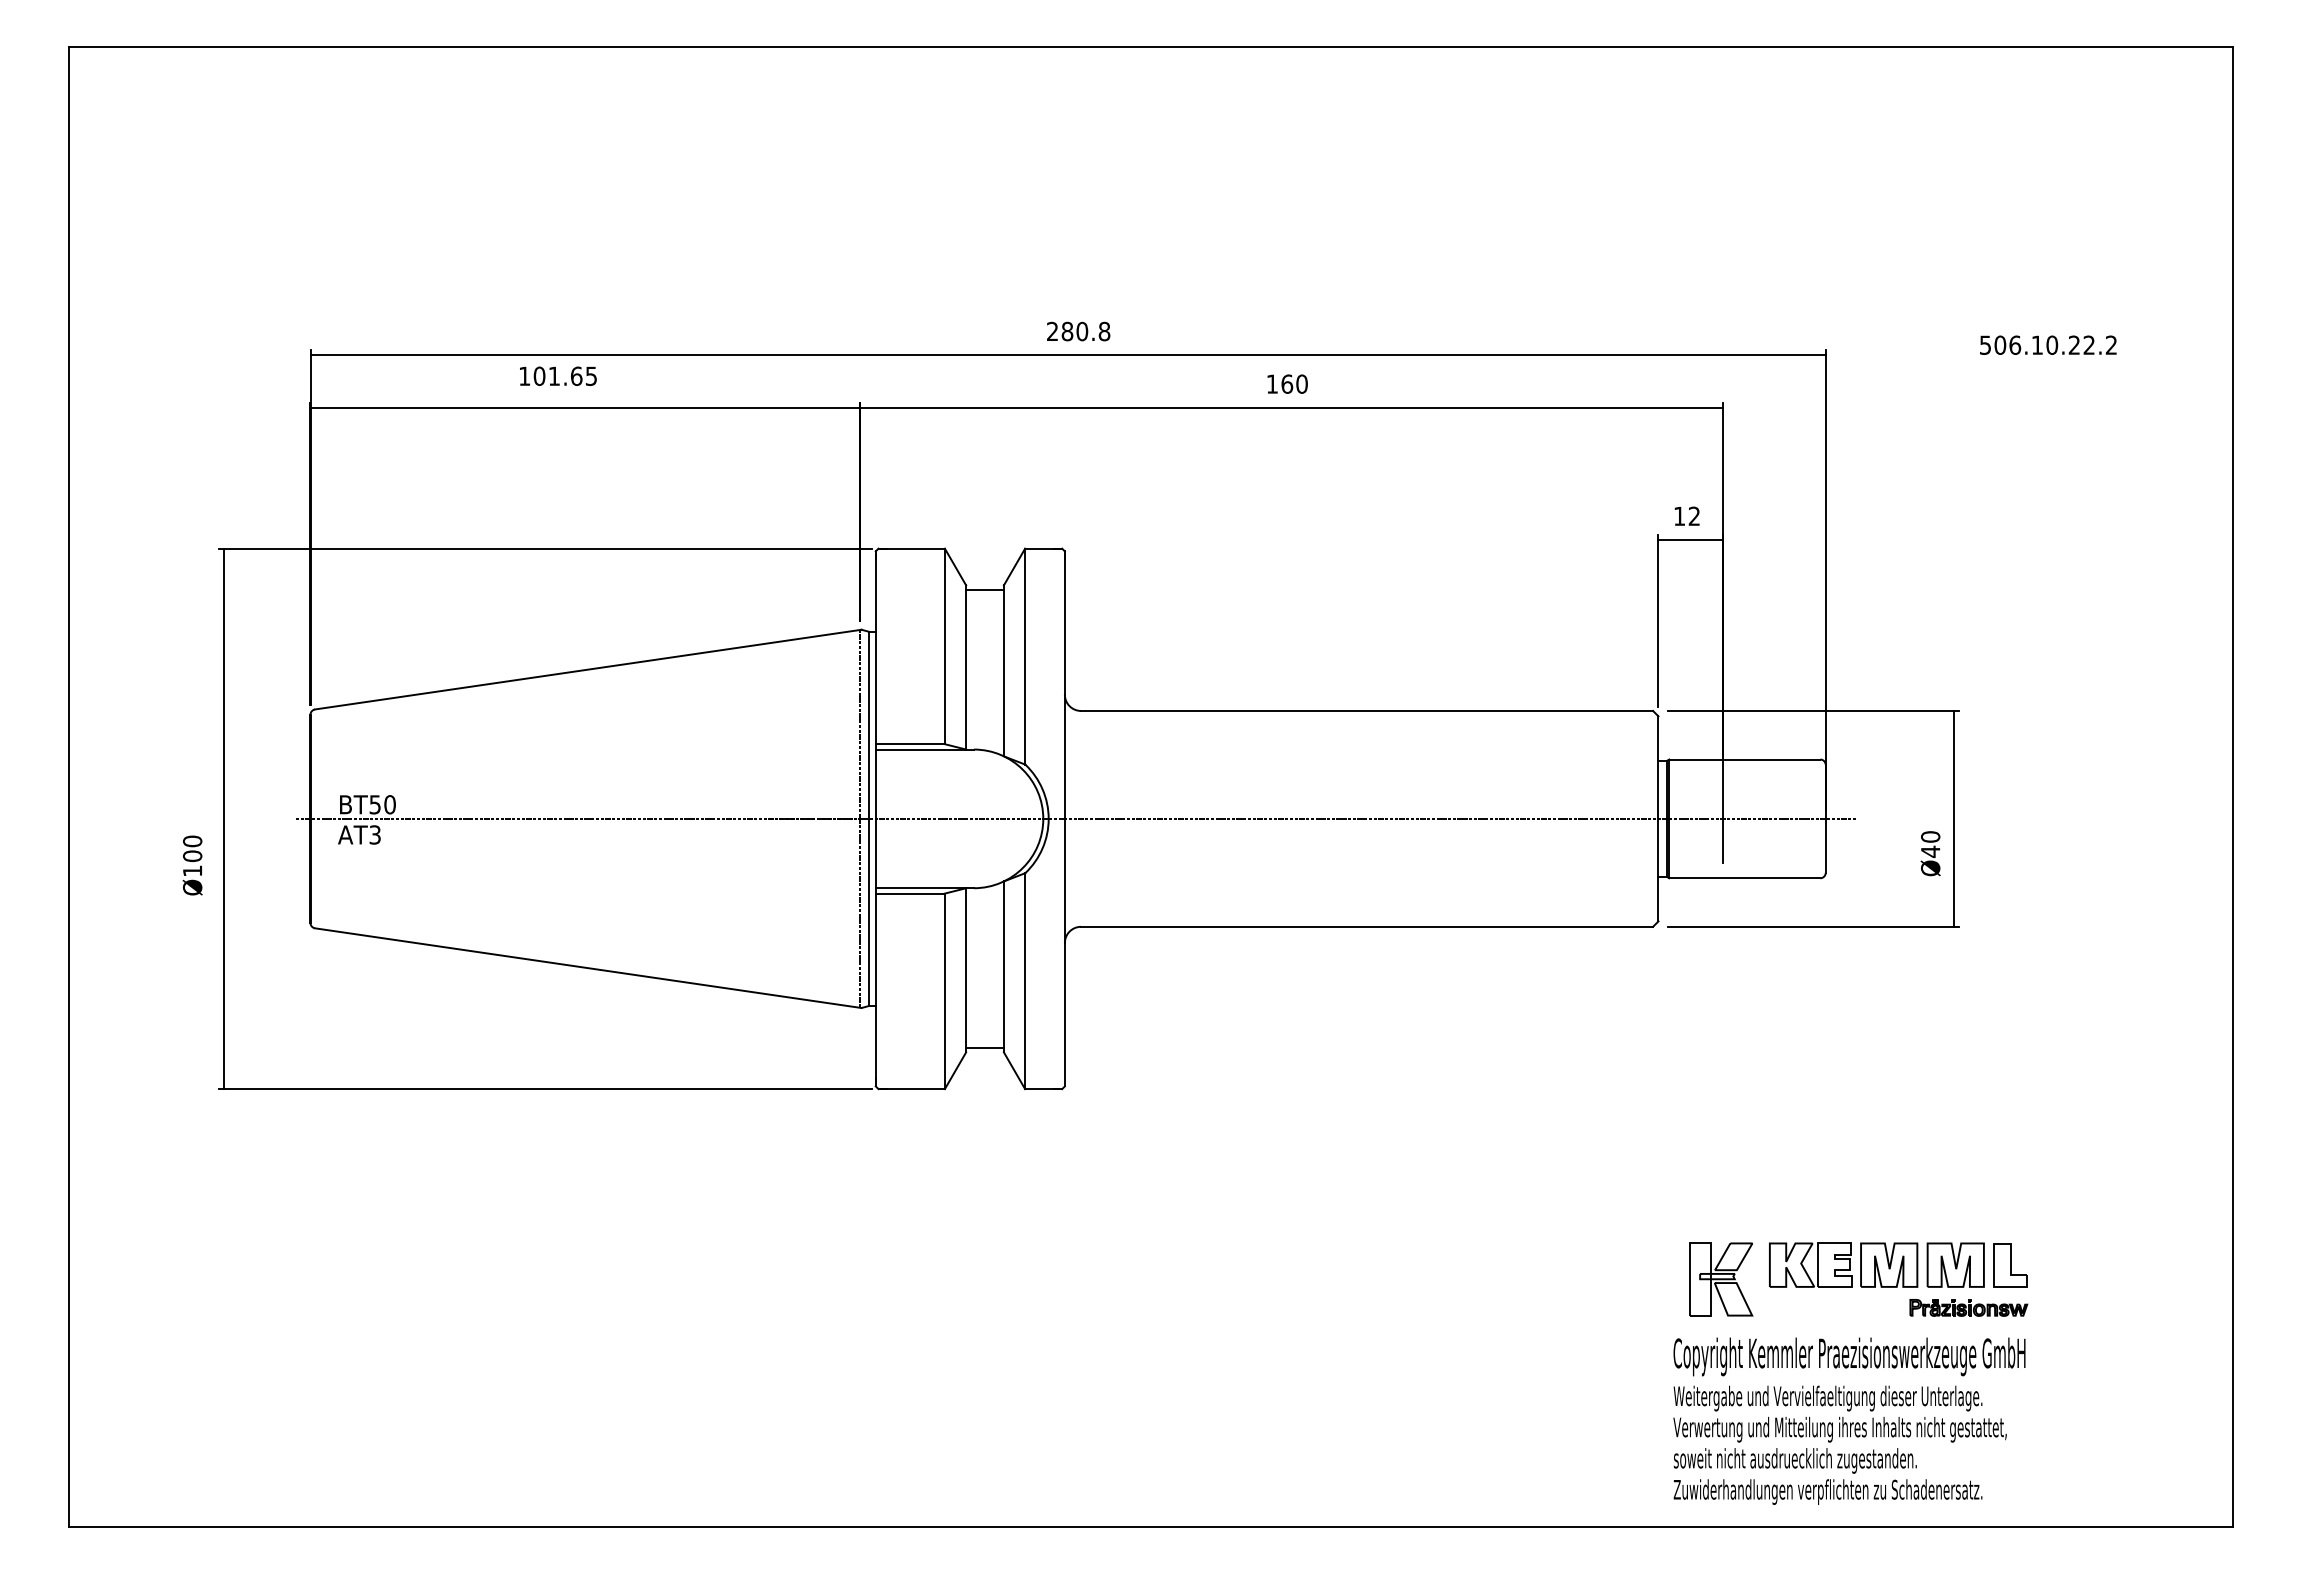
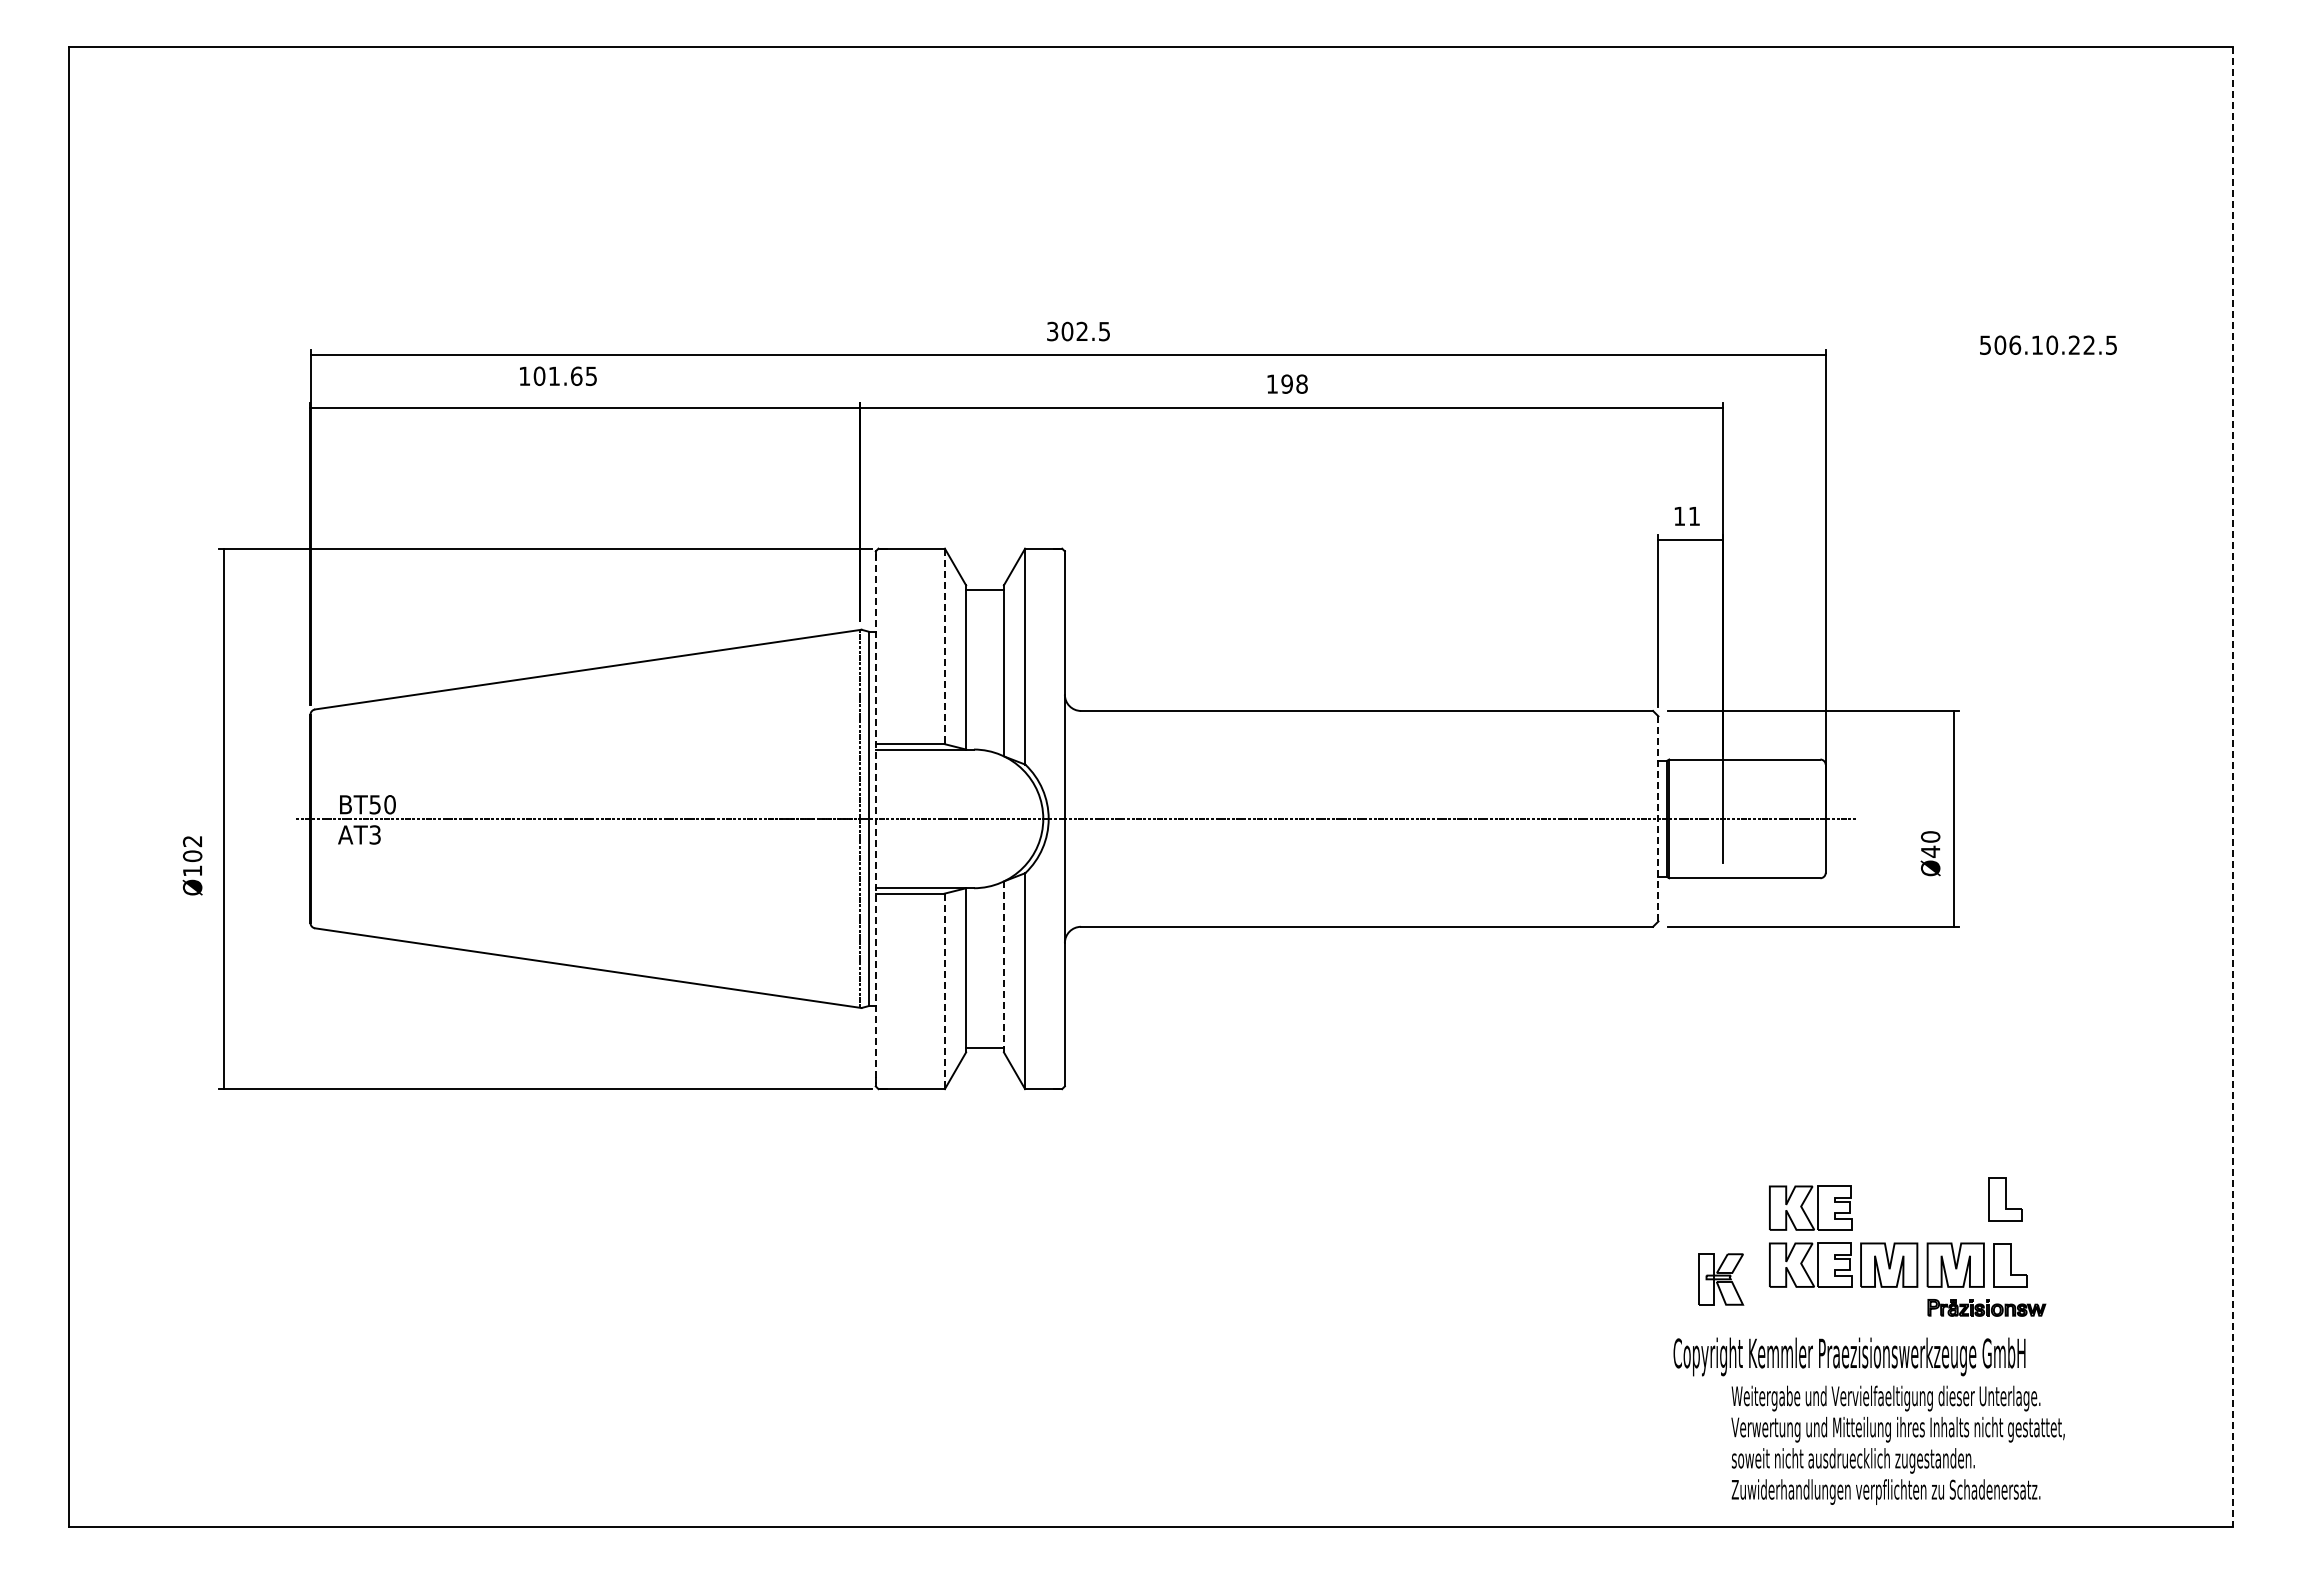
text: 280.8 -> 302.5 (1078, 331)
text: 506.10.22.2 -> 506.10.22.5 (2111, 344)
text: 160 -> 198 (1294, 383)
text: 12 -> 11 (1693, 515)
line: solid -> dashed (944, 646)
line: solid -> dashed (2232, 786)
line: solid -> dashed (875, 818)
line: solid -> dashed (1658, 818)
text: Ø100 -> Ø102 (192, 841)
line: solid -> dashed (1003, 967)
line: solid -> dashed (944, 991)
part: none -> present (2005, 1199)
part: none -> present (1804, 1210)
part size: 65x75 px -> 47x53 px (1721, 1279)
part position: (1968, 1307) -> (1986, 1307) (1986, 1307)
text position: (1839, 1444) -> (1897, 1444) (1897, 1444)
